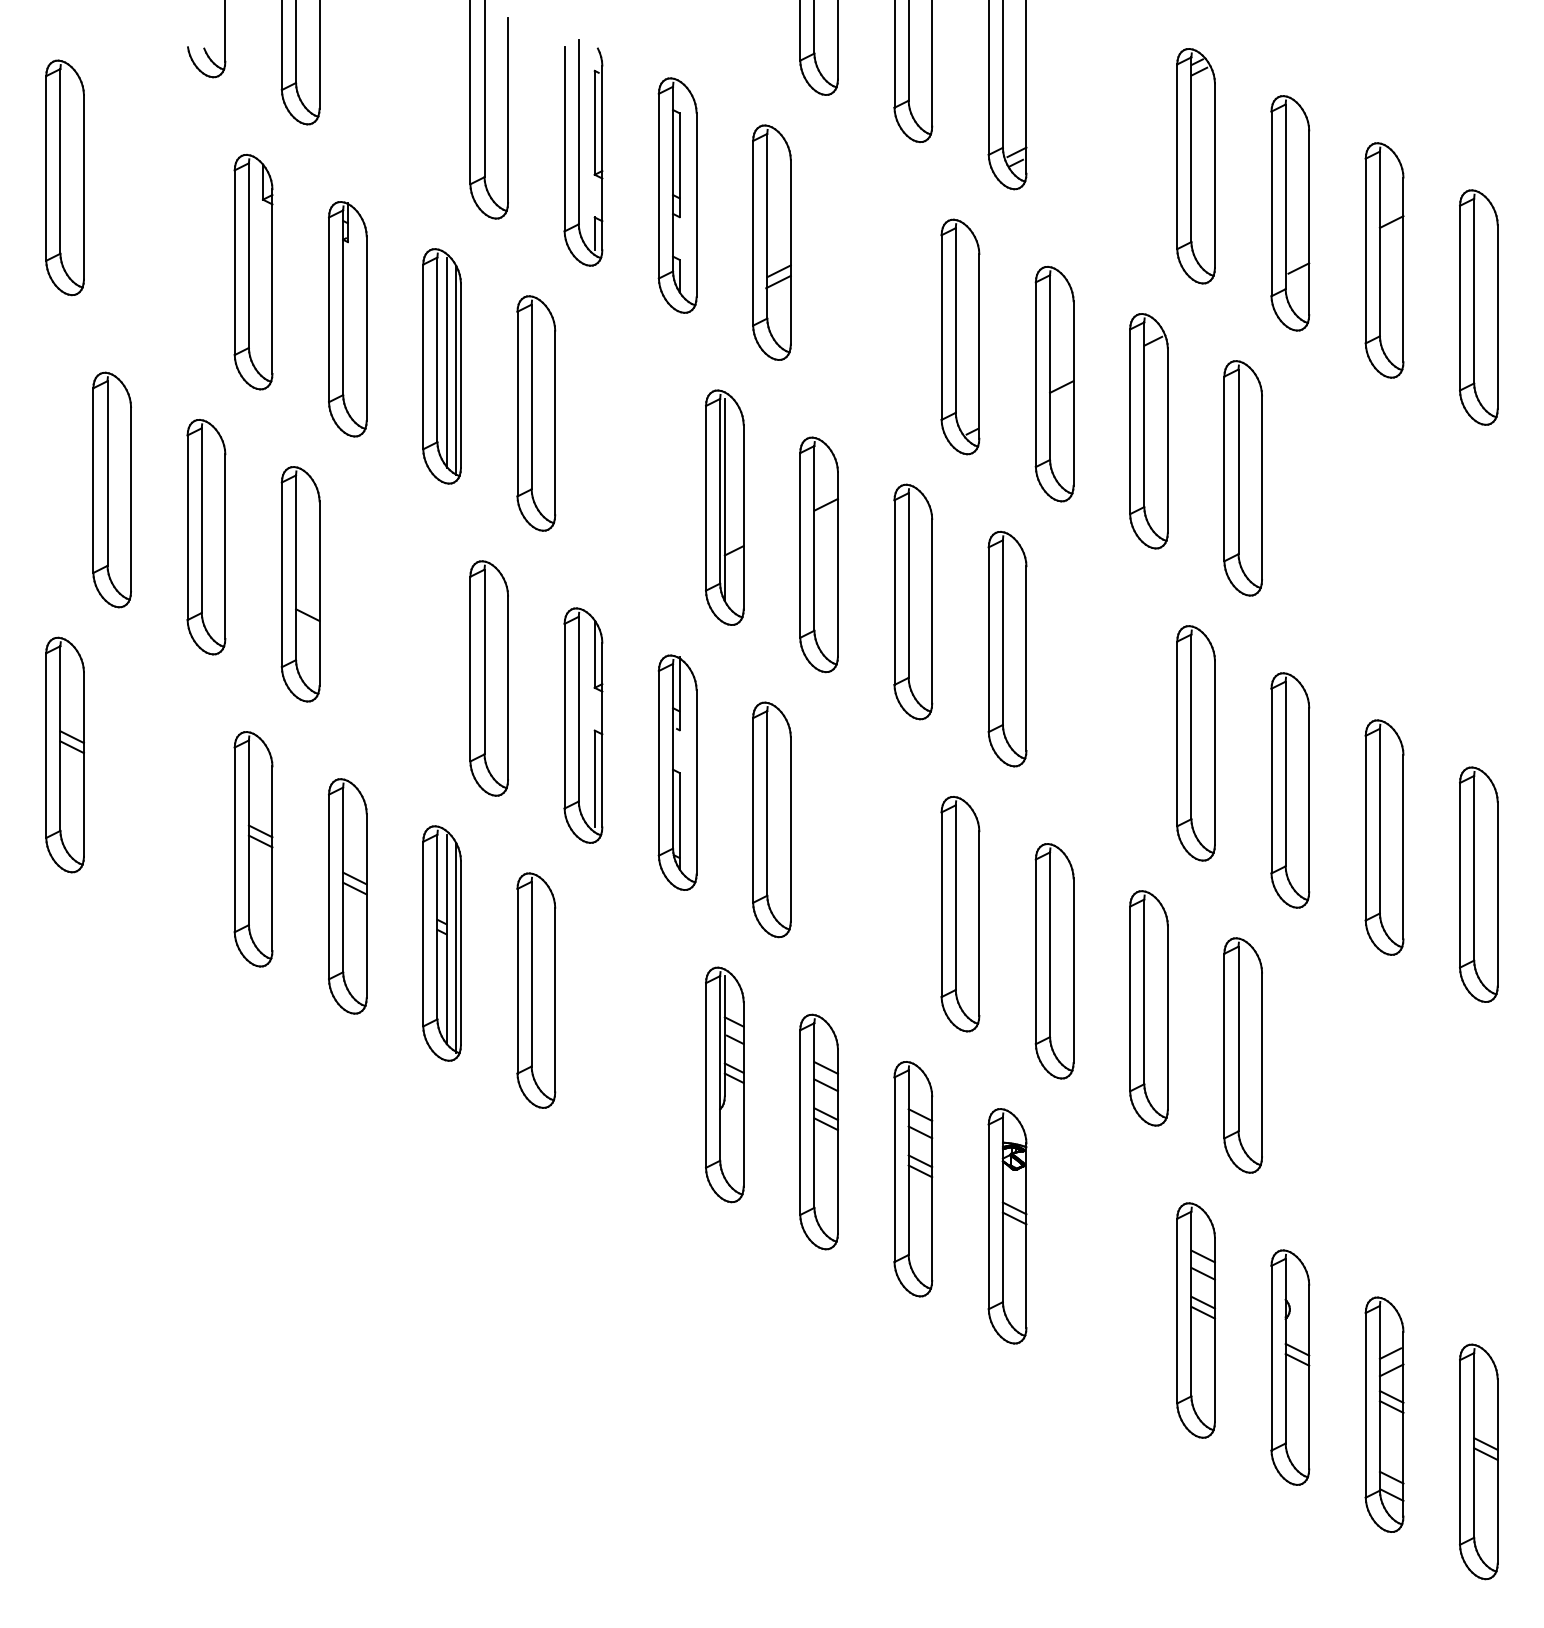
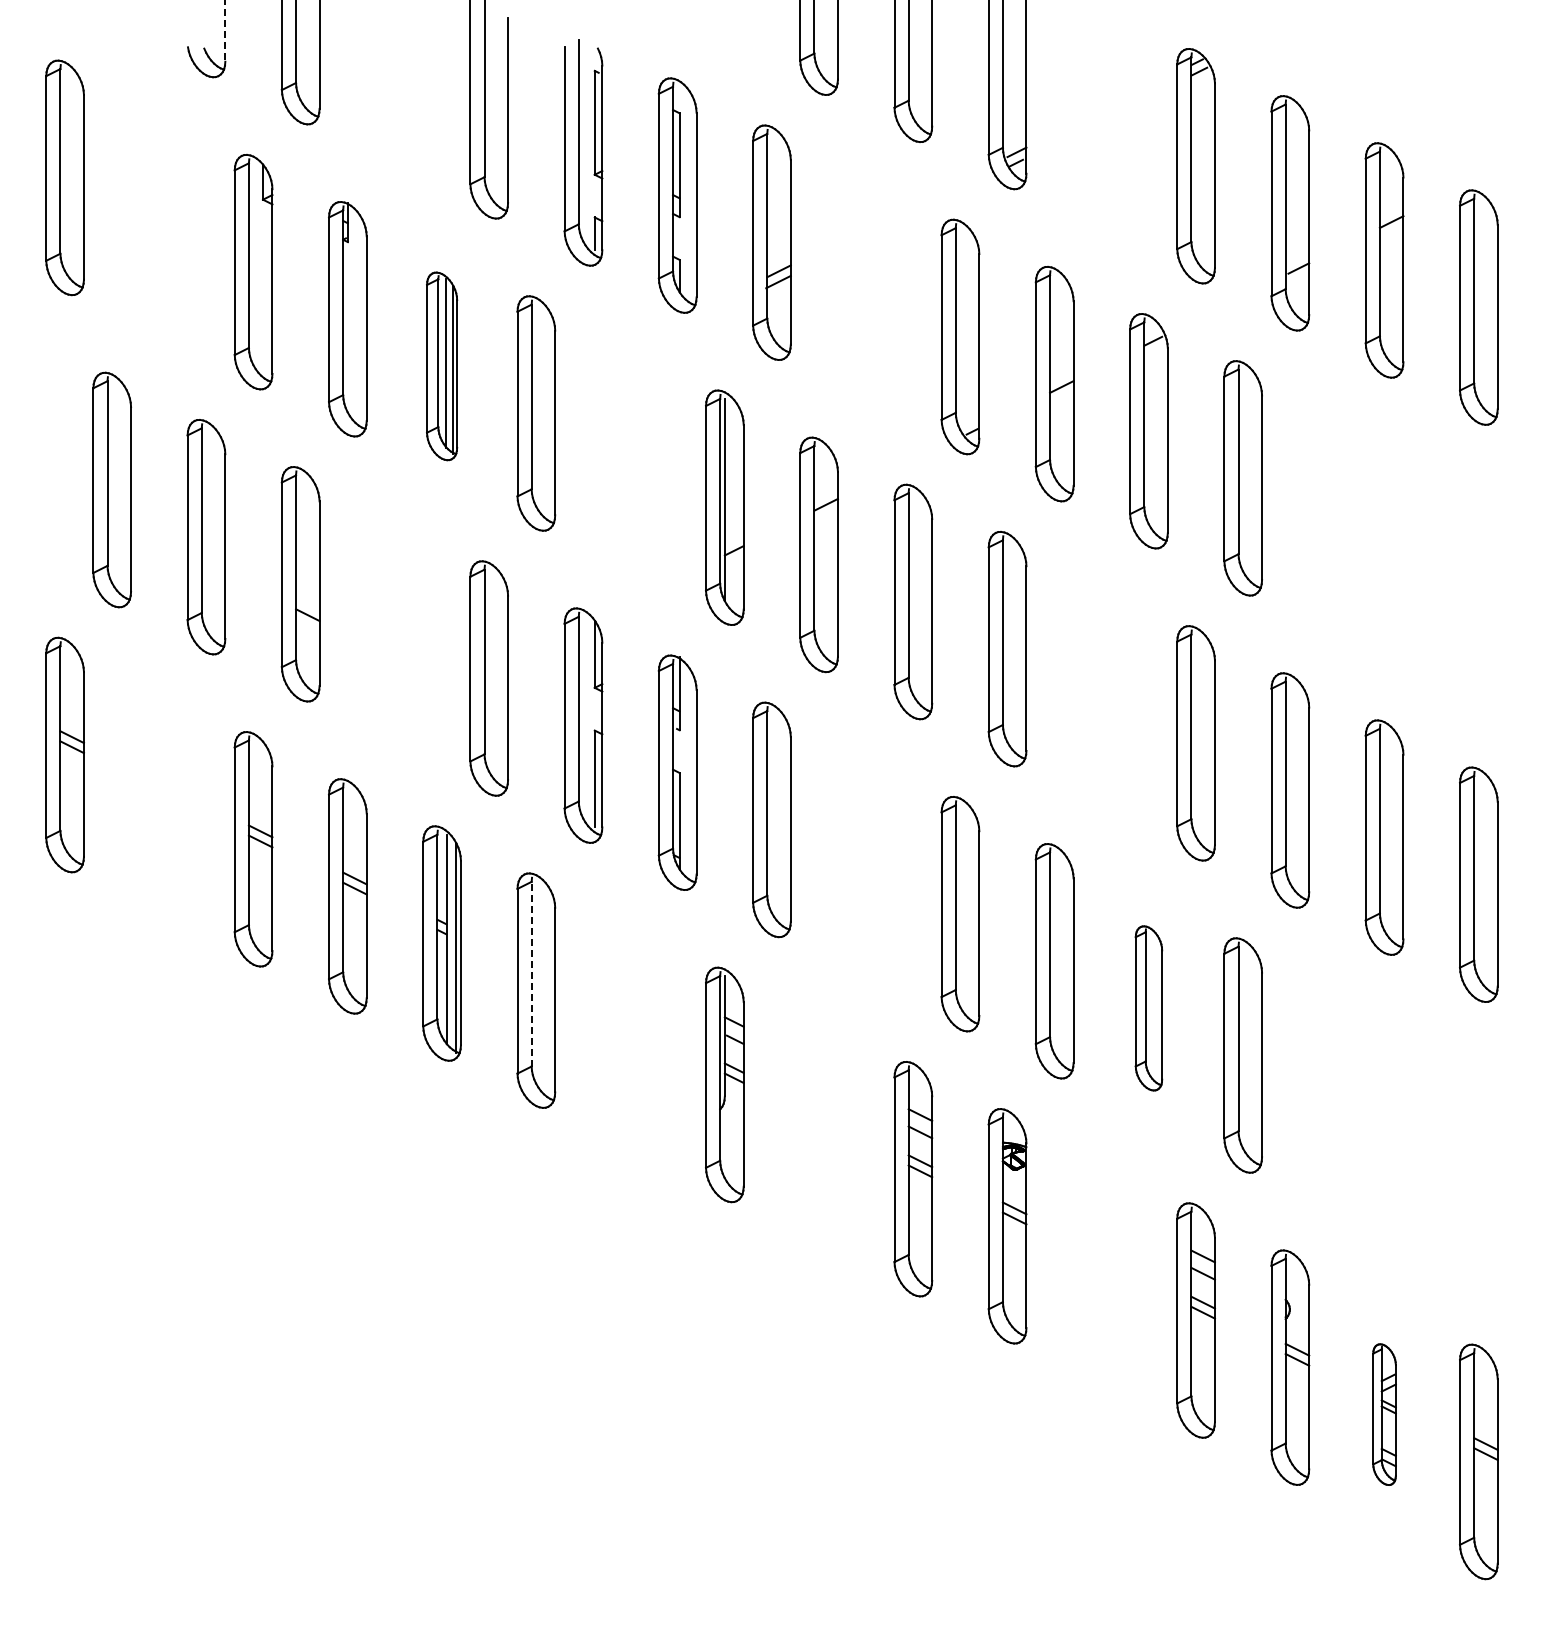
line: solid -> dashed (225, 31)
part size: 40x237 px -> 33x191 px (442, 366)
line: solid -> dashed (531, 973)
part size: 40x237 px -> 30x167 px (1148, 1008)
part: present -> none (818, 1131)
part size: 41x237 px -> 25x143 px (1384, 1414)
